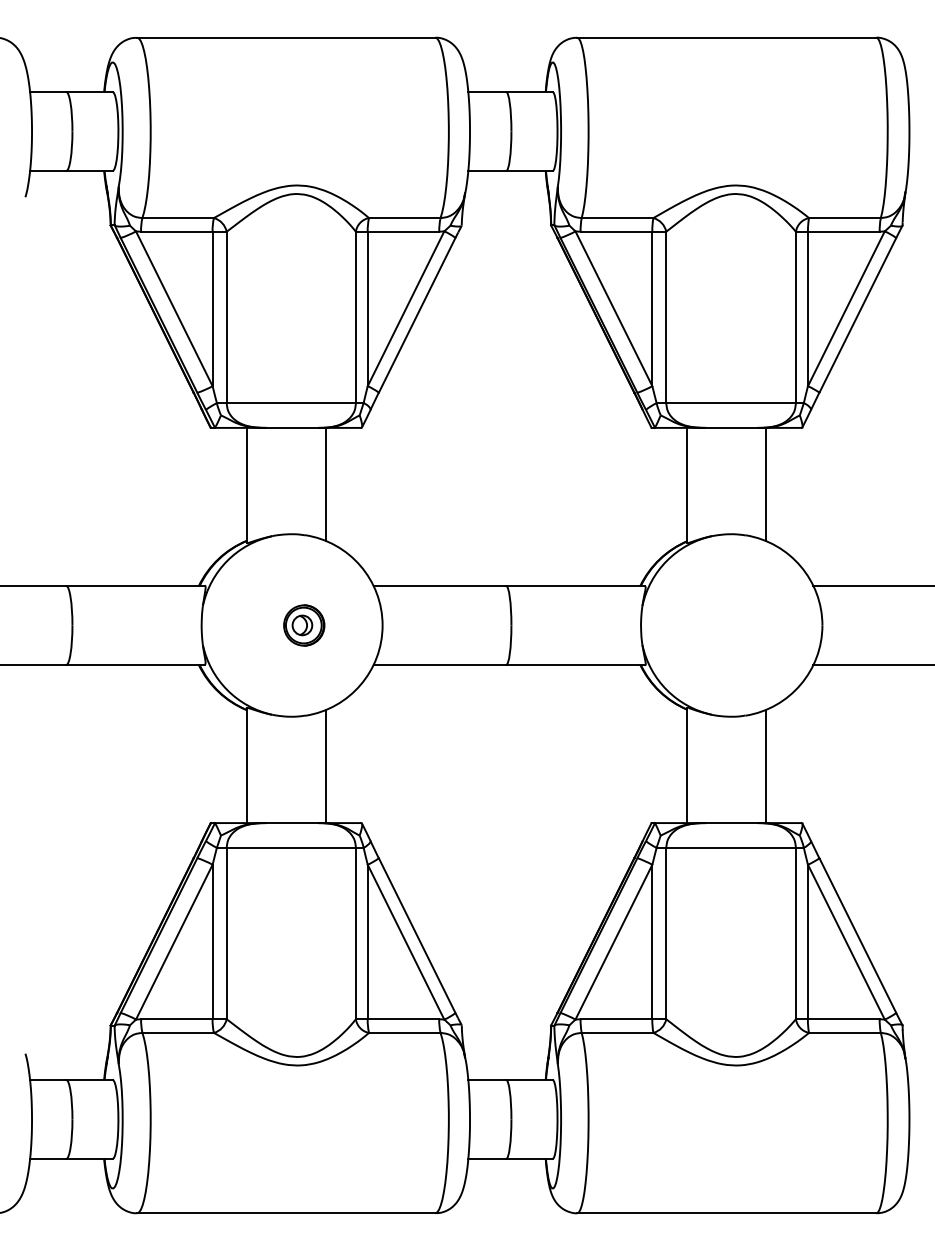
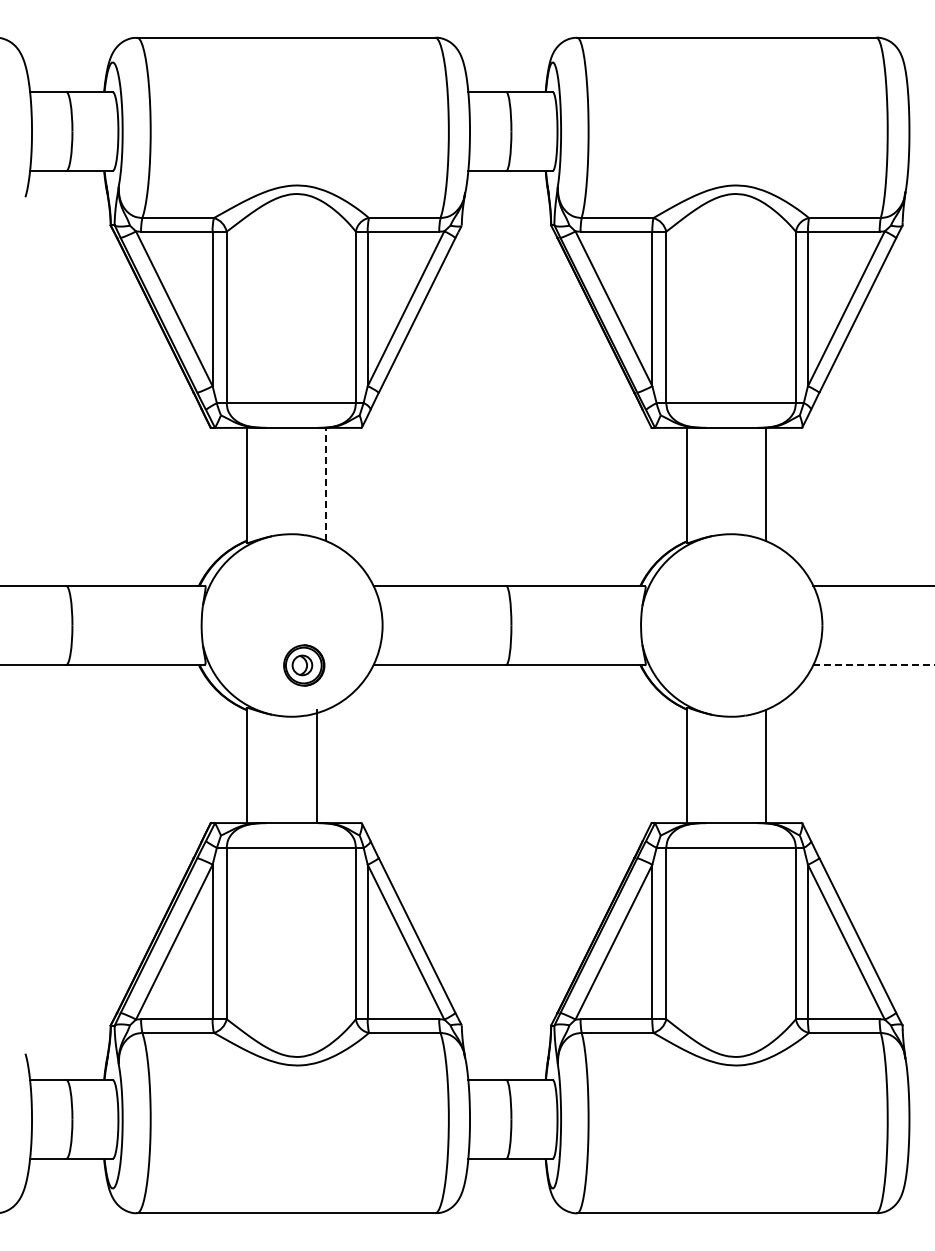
line: solid -> dashed (325, 483)
part position: (304, 625) -> (304, 665) (304, 665)
line: solid -> dashed (874, 665)
line position: (325, 766) -> (316, 766) (316, 766)
